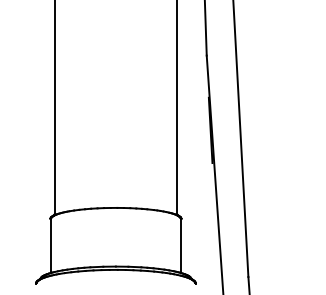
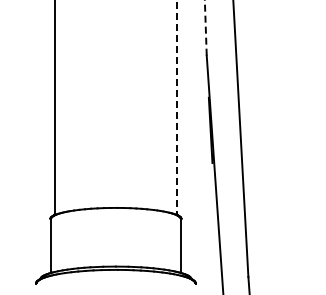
line: solid -> dashed (205, 27)
line: solid -> dashed (177, 107)
